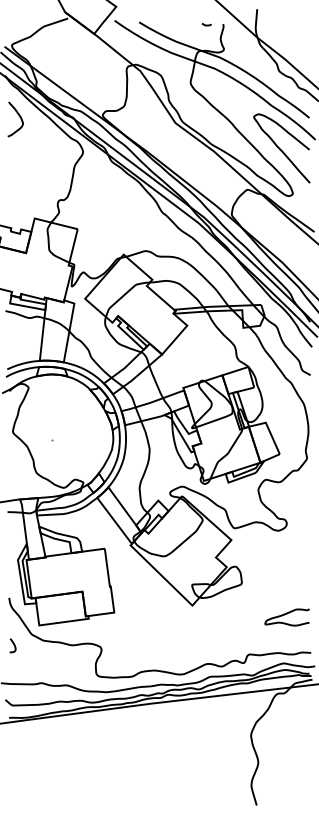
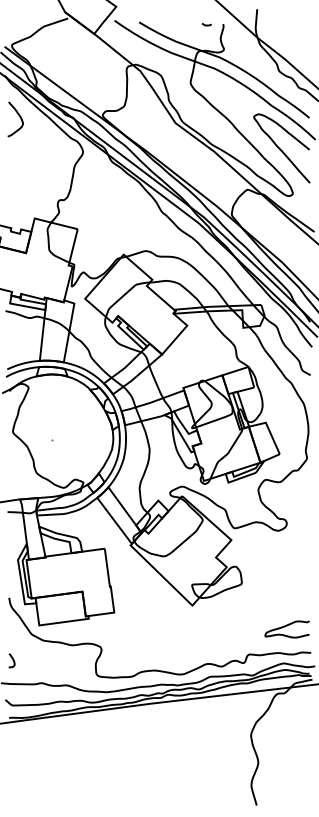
curve position: (285, 615) -> (285, 627) (285, 627)
curve position: (13, 645) -> (12, 660) (12, 660)
